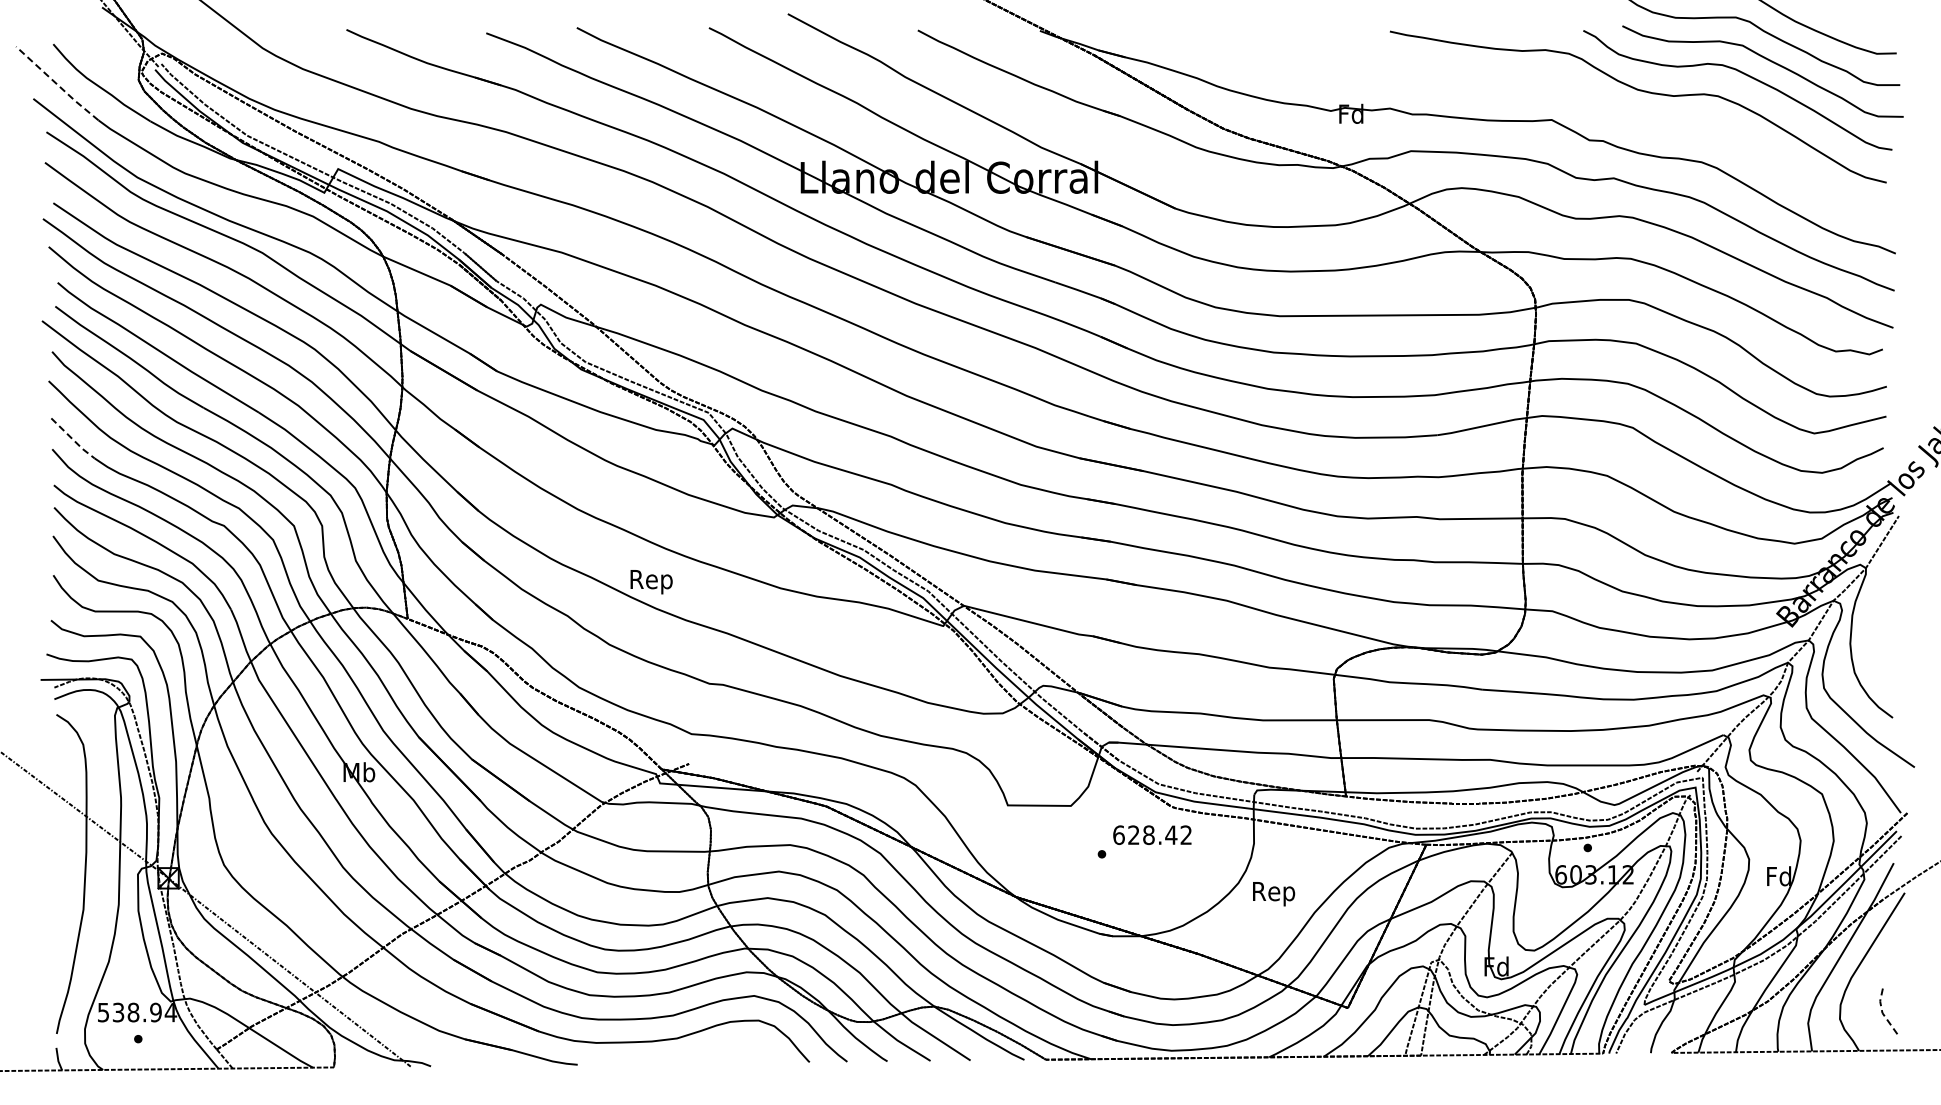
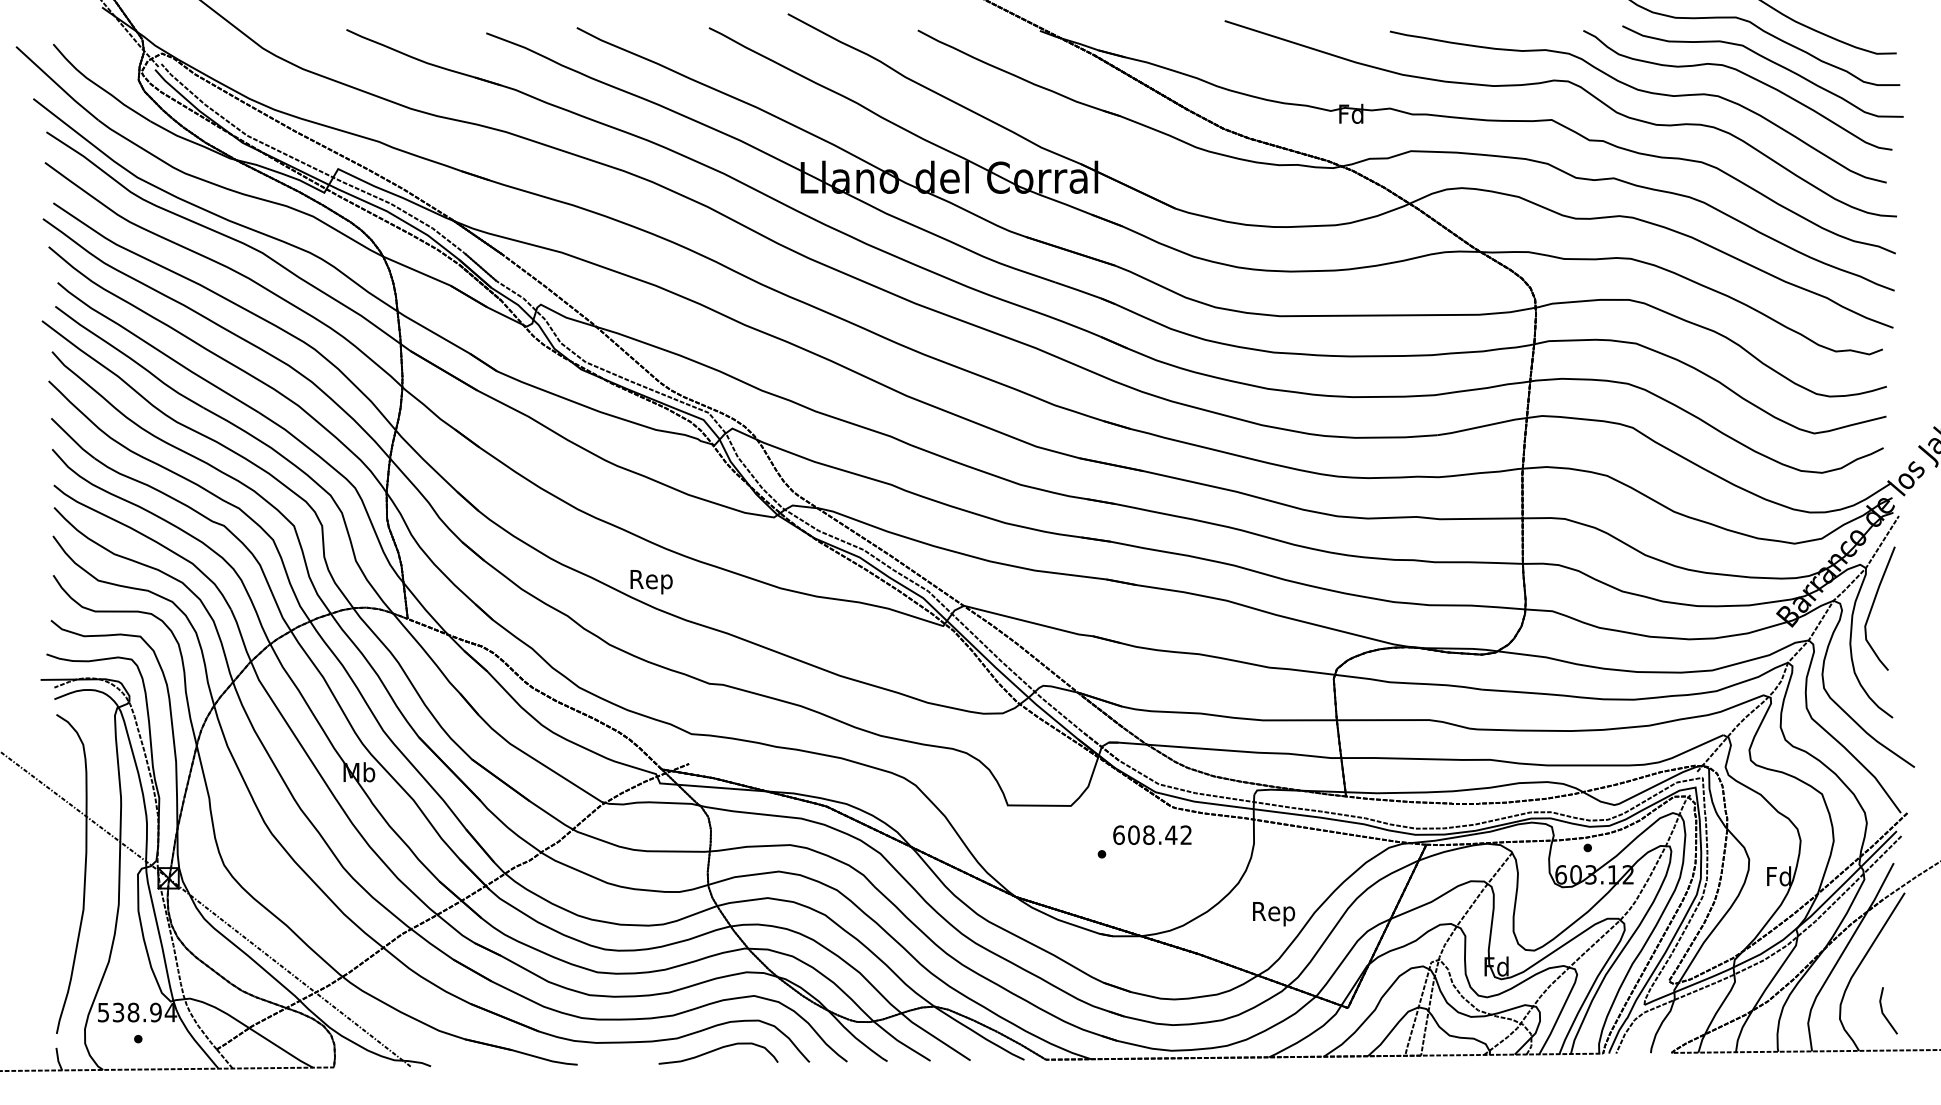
line: dashed -> solid (57, 84)
curve: none -> present (1576, 86)
line: dashed -> solid (73, 439)
curve: none -> present (1873, 606)
text: 628.42 -> 608.42 (1133, 834)
text position: (1274, 894) -> (1274, 914) (1274, 914)
line: dashed -> solid (1882, 1012)
curve: none -> present (717, 1050)
